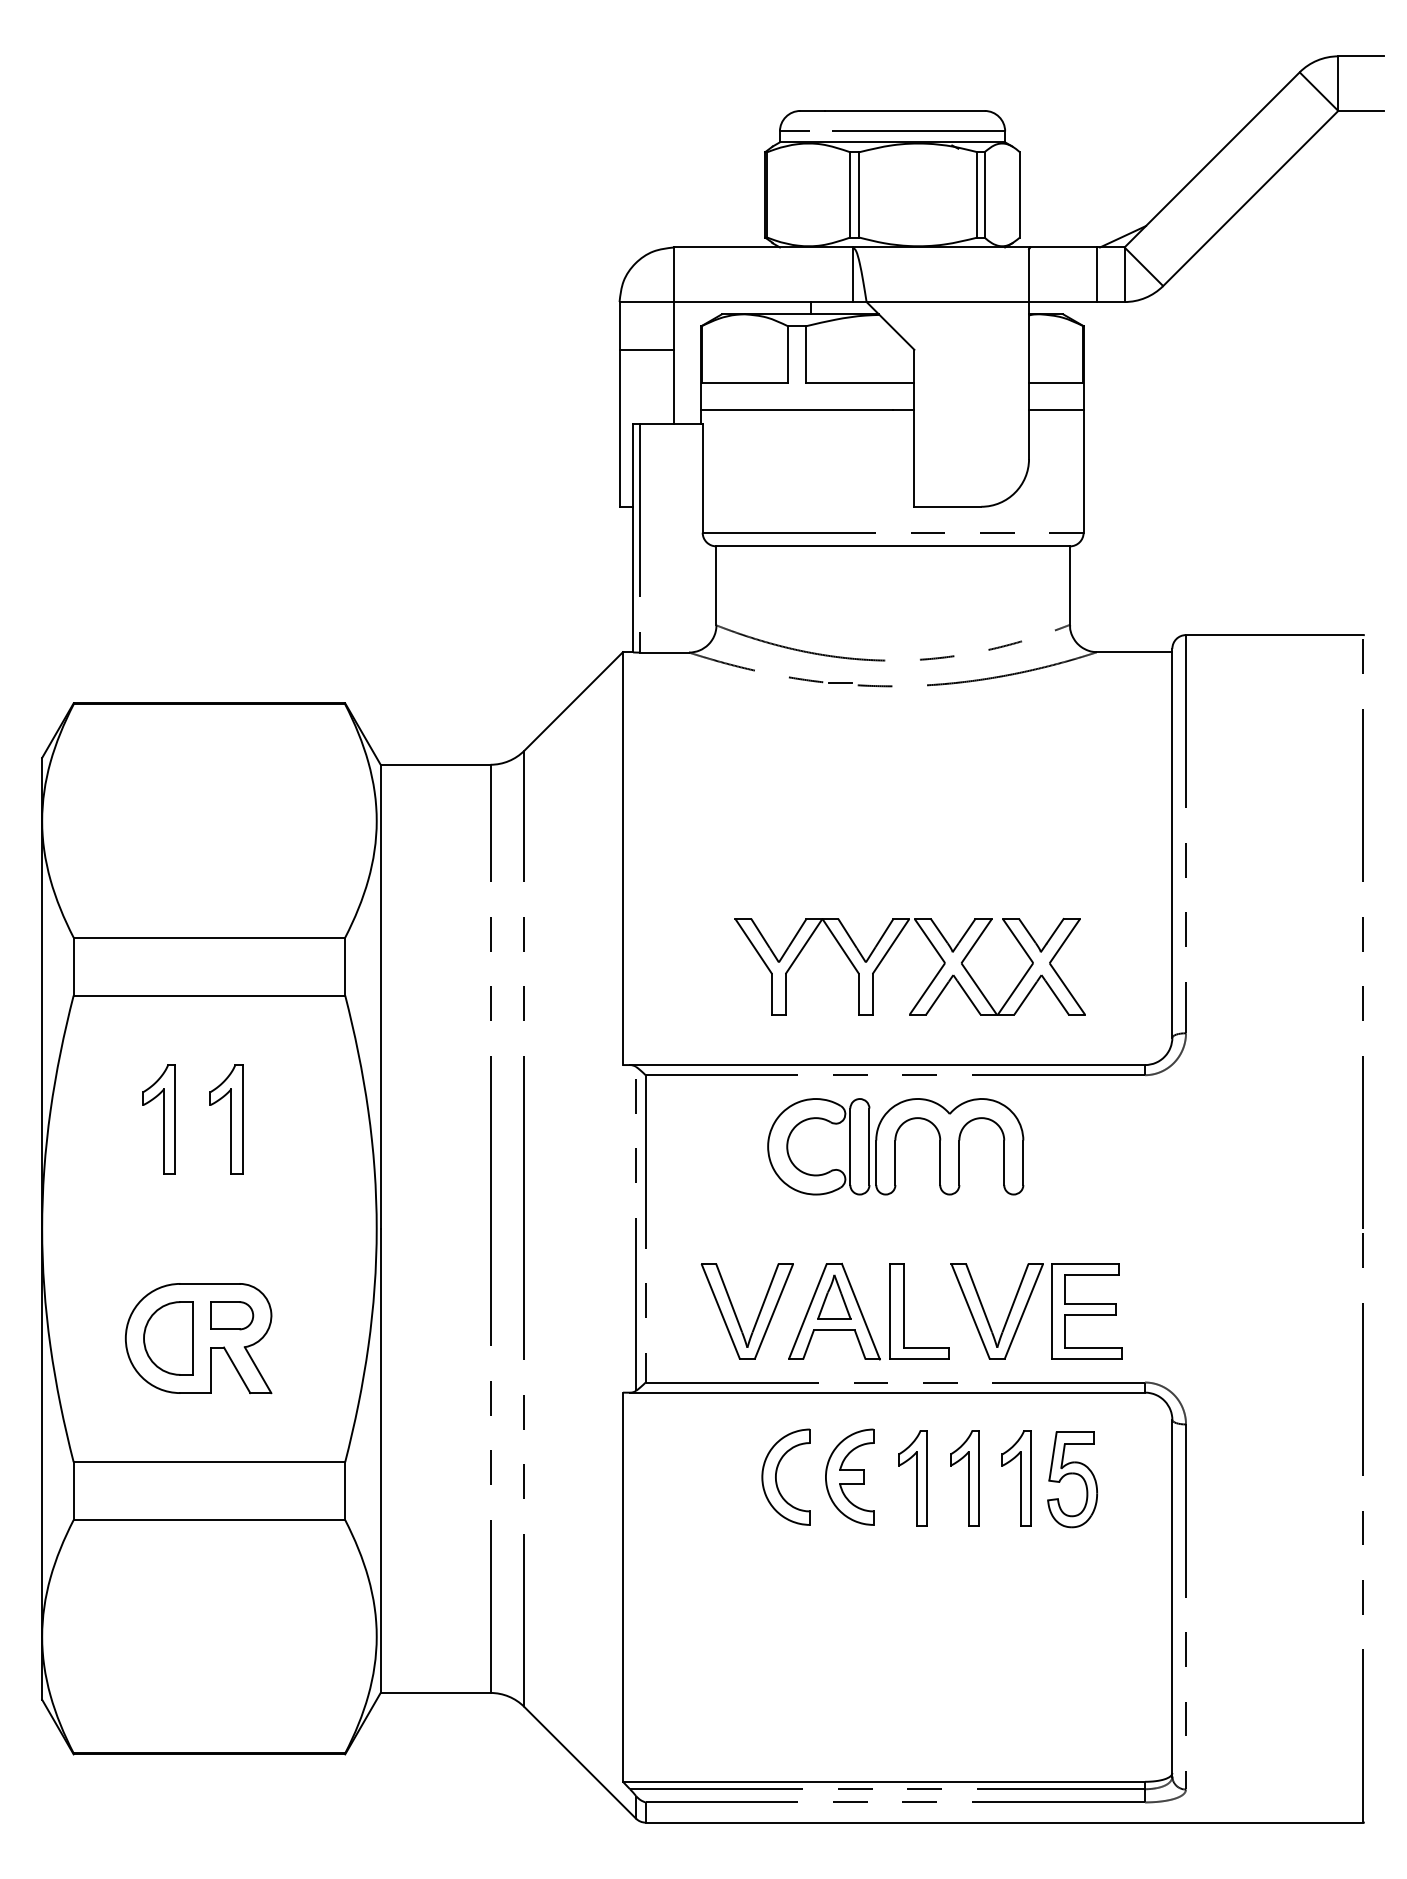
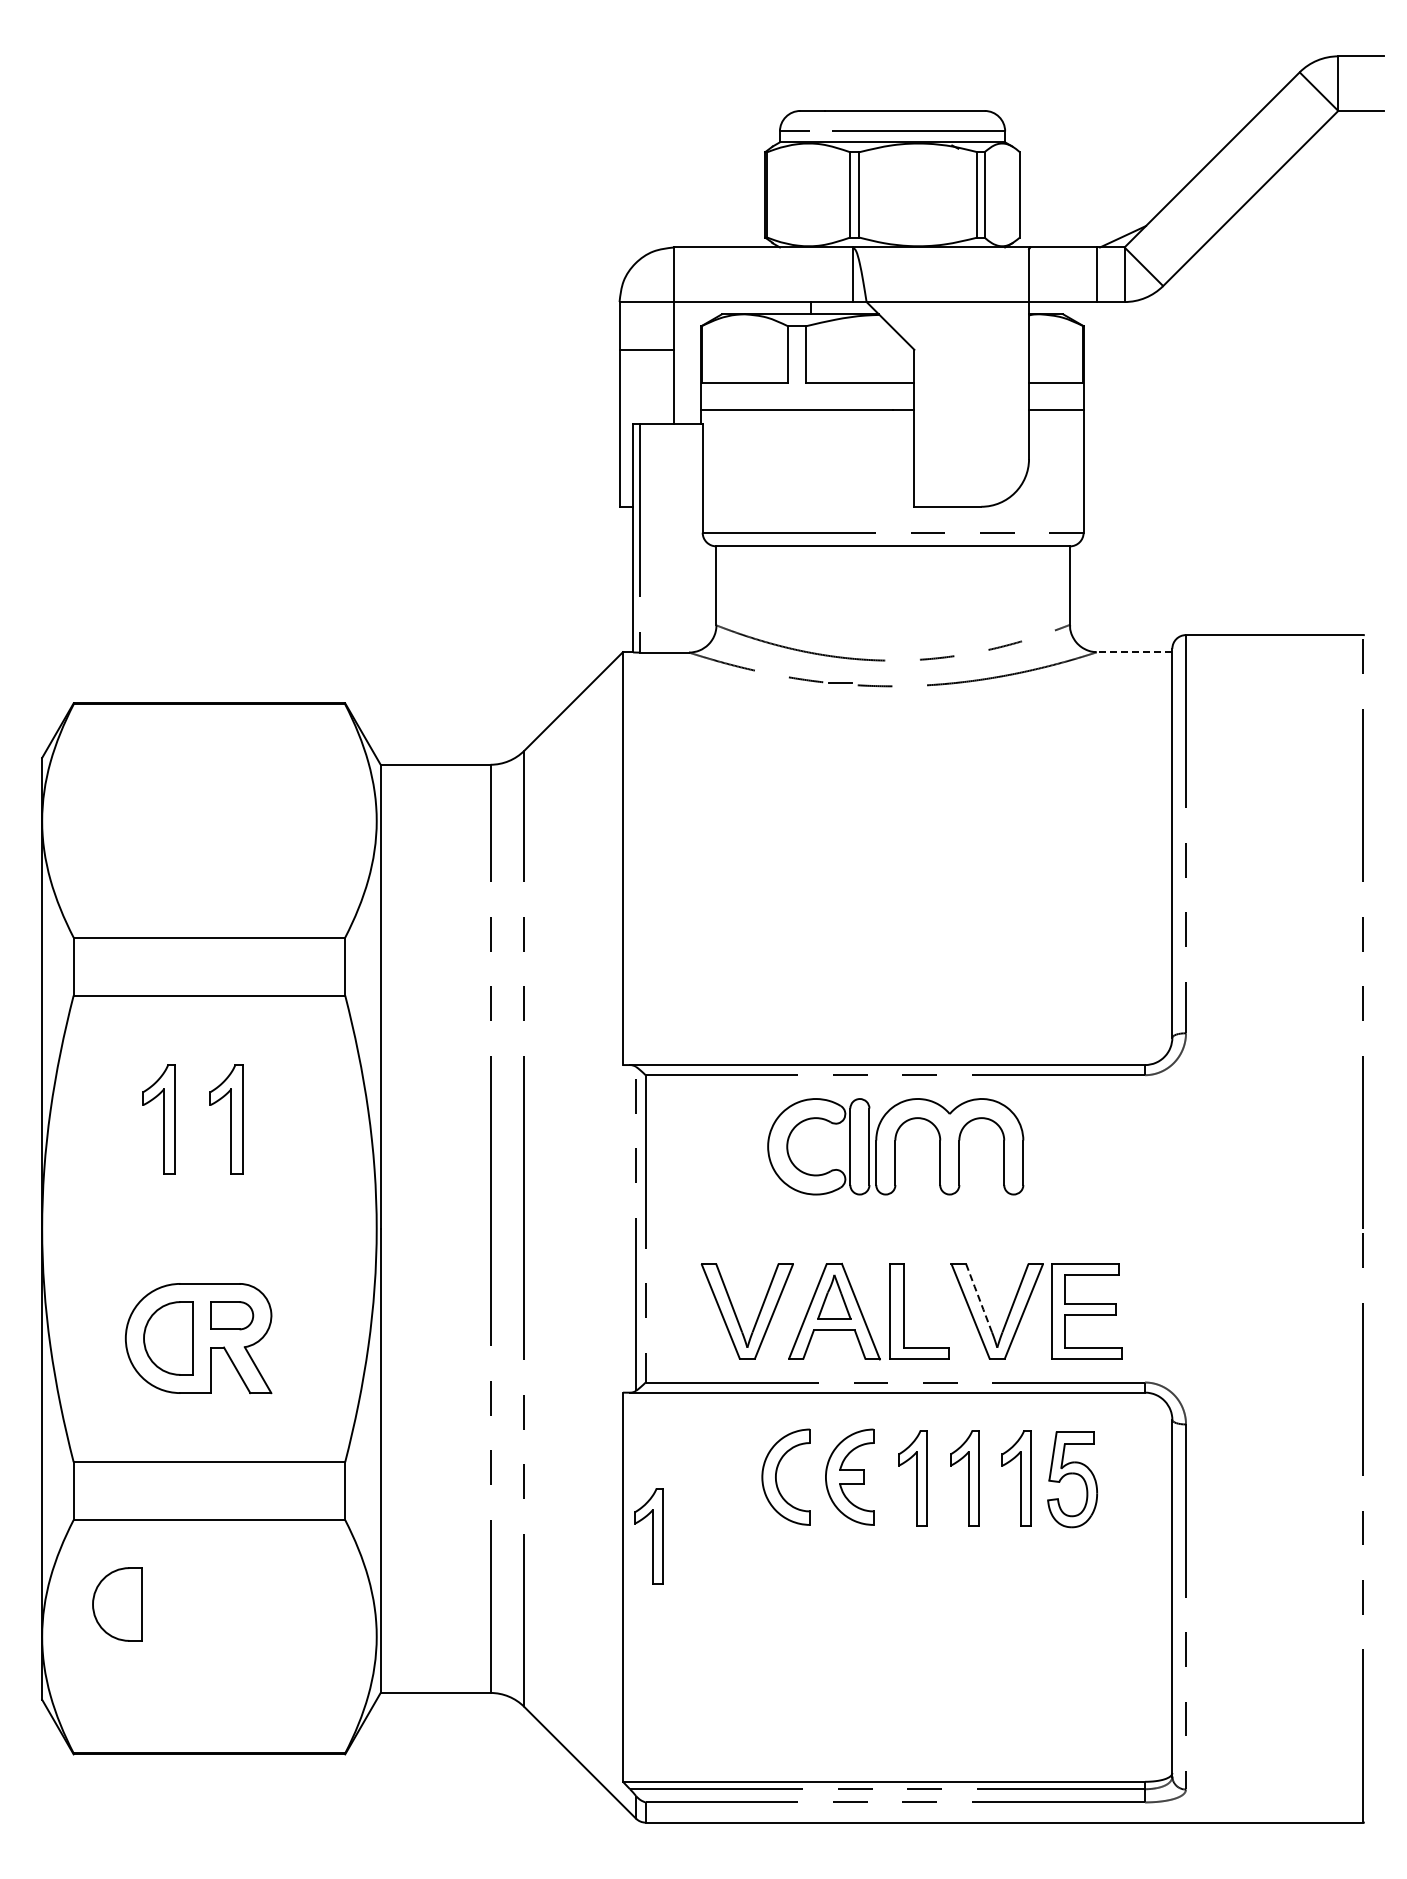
line: solid -> dashed (1134, 652)
part: present -> none (888, 952)
line: solid -> dashed (978, 1297)
part: none -> present (648, 1536)
part: none -> present (117, 1604)
